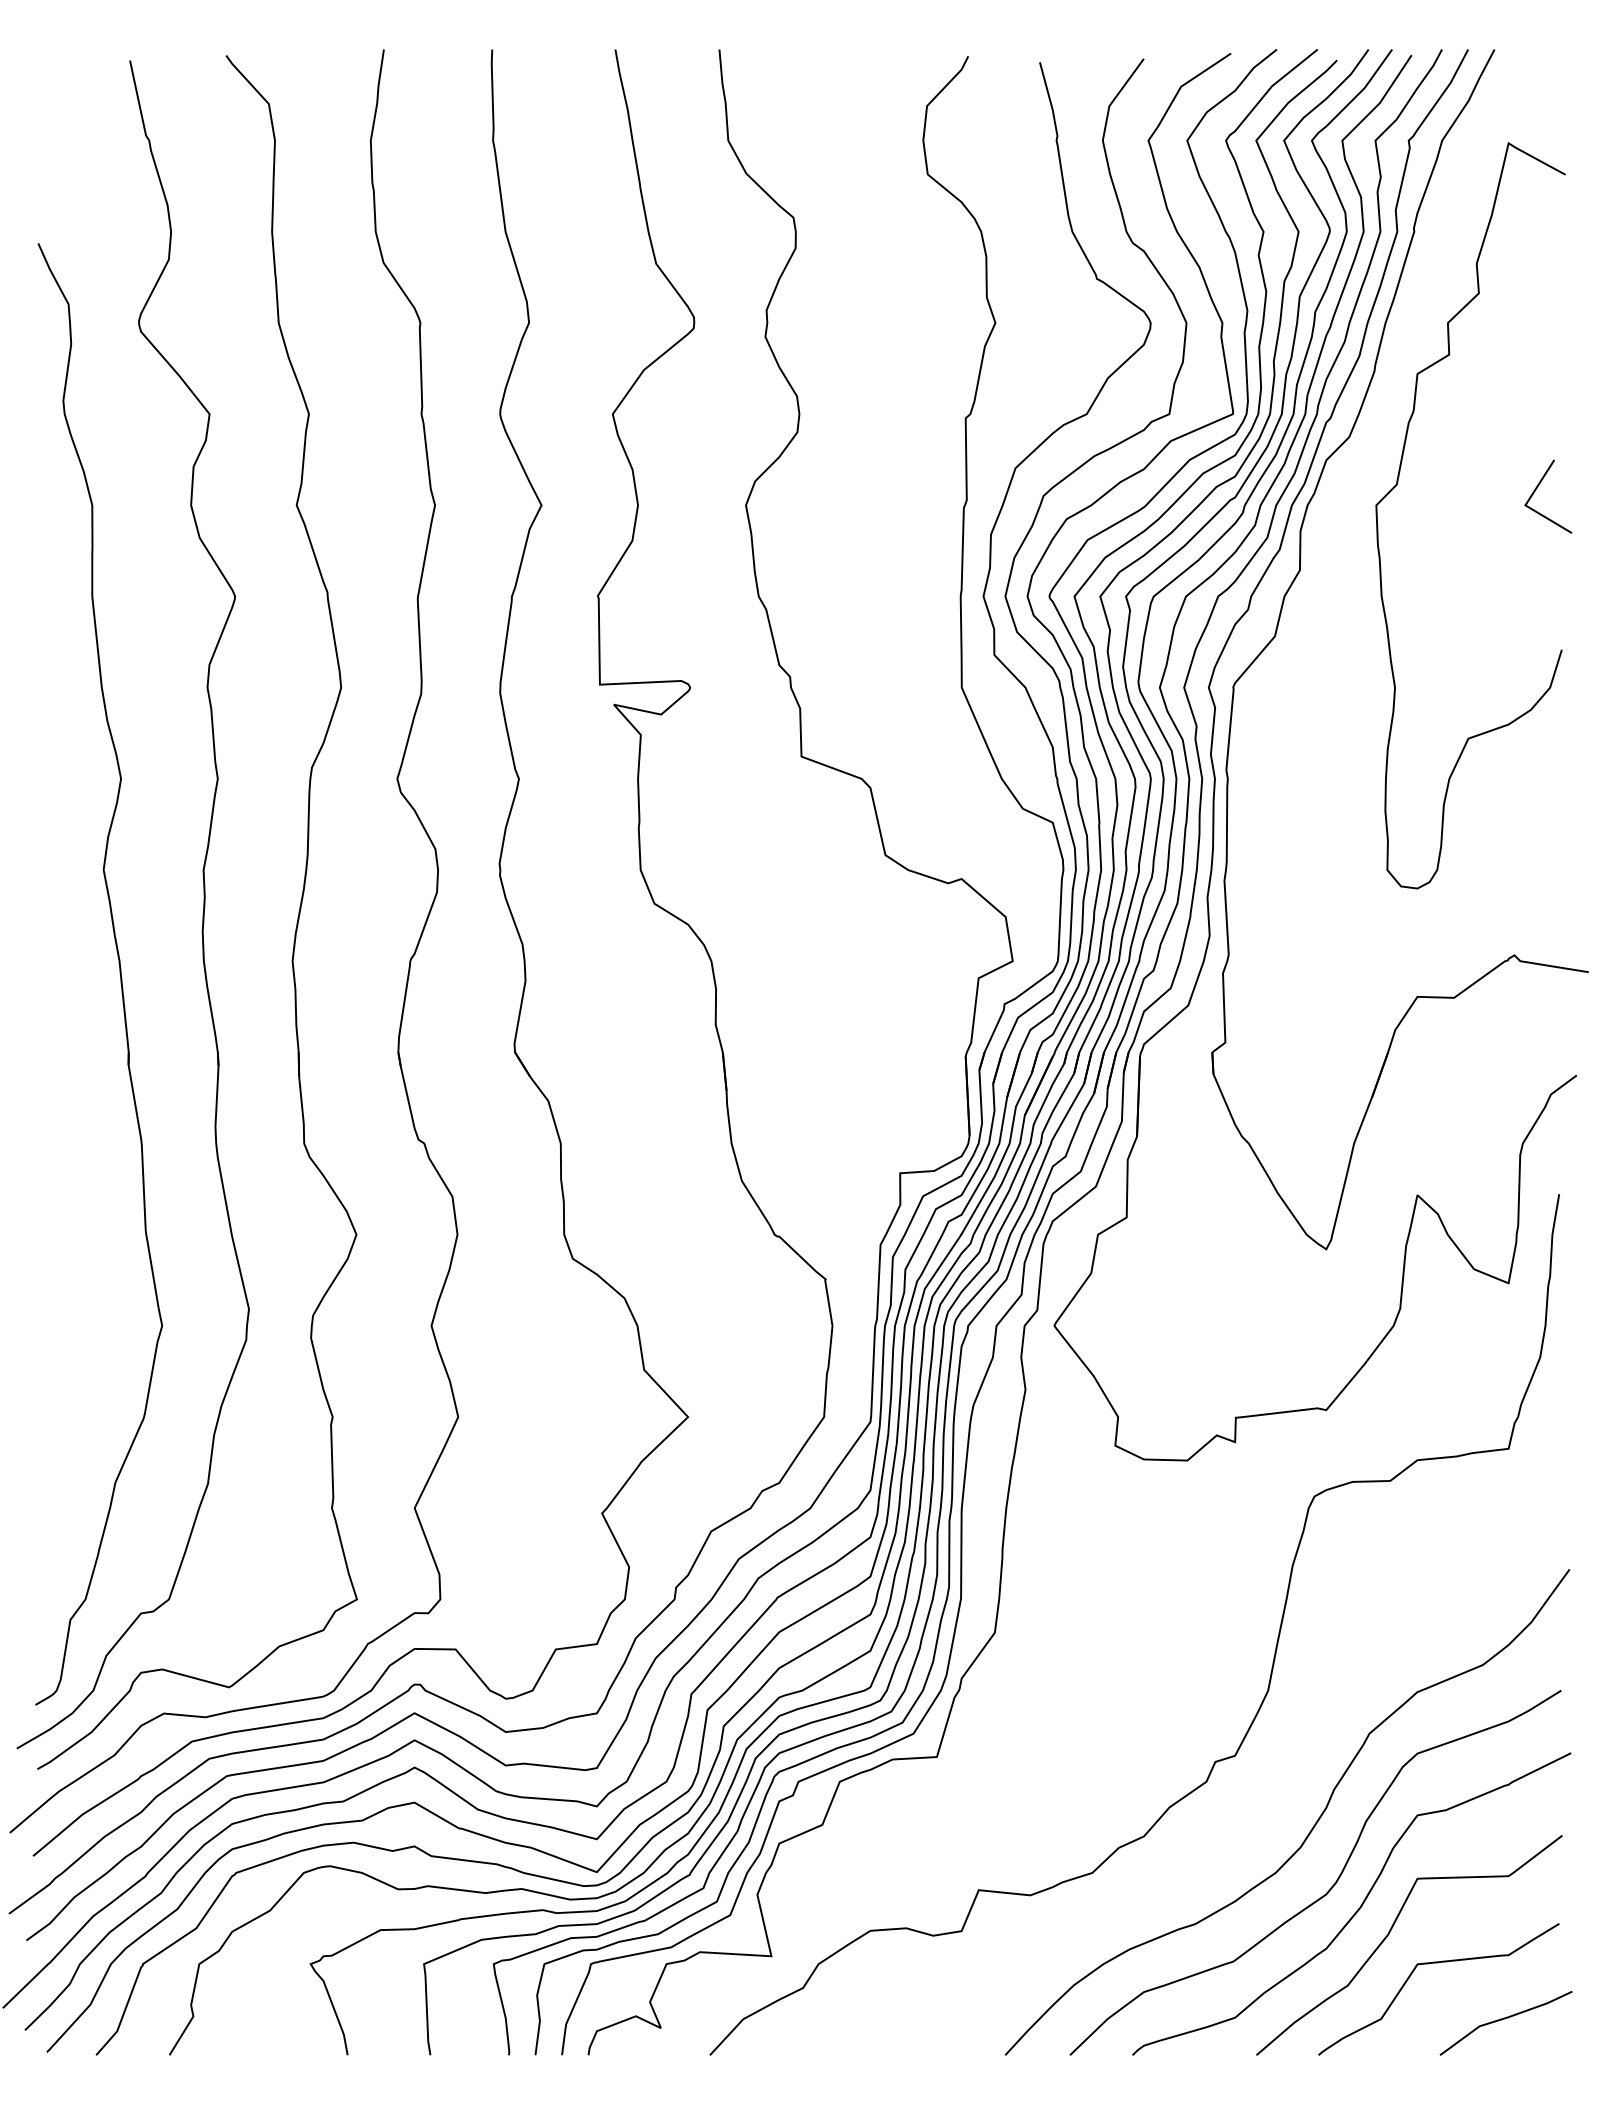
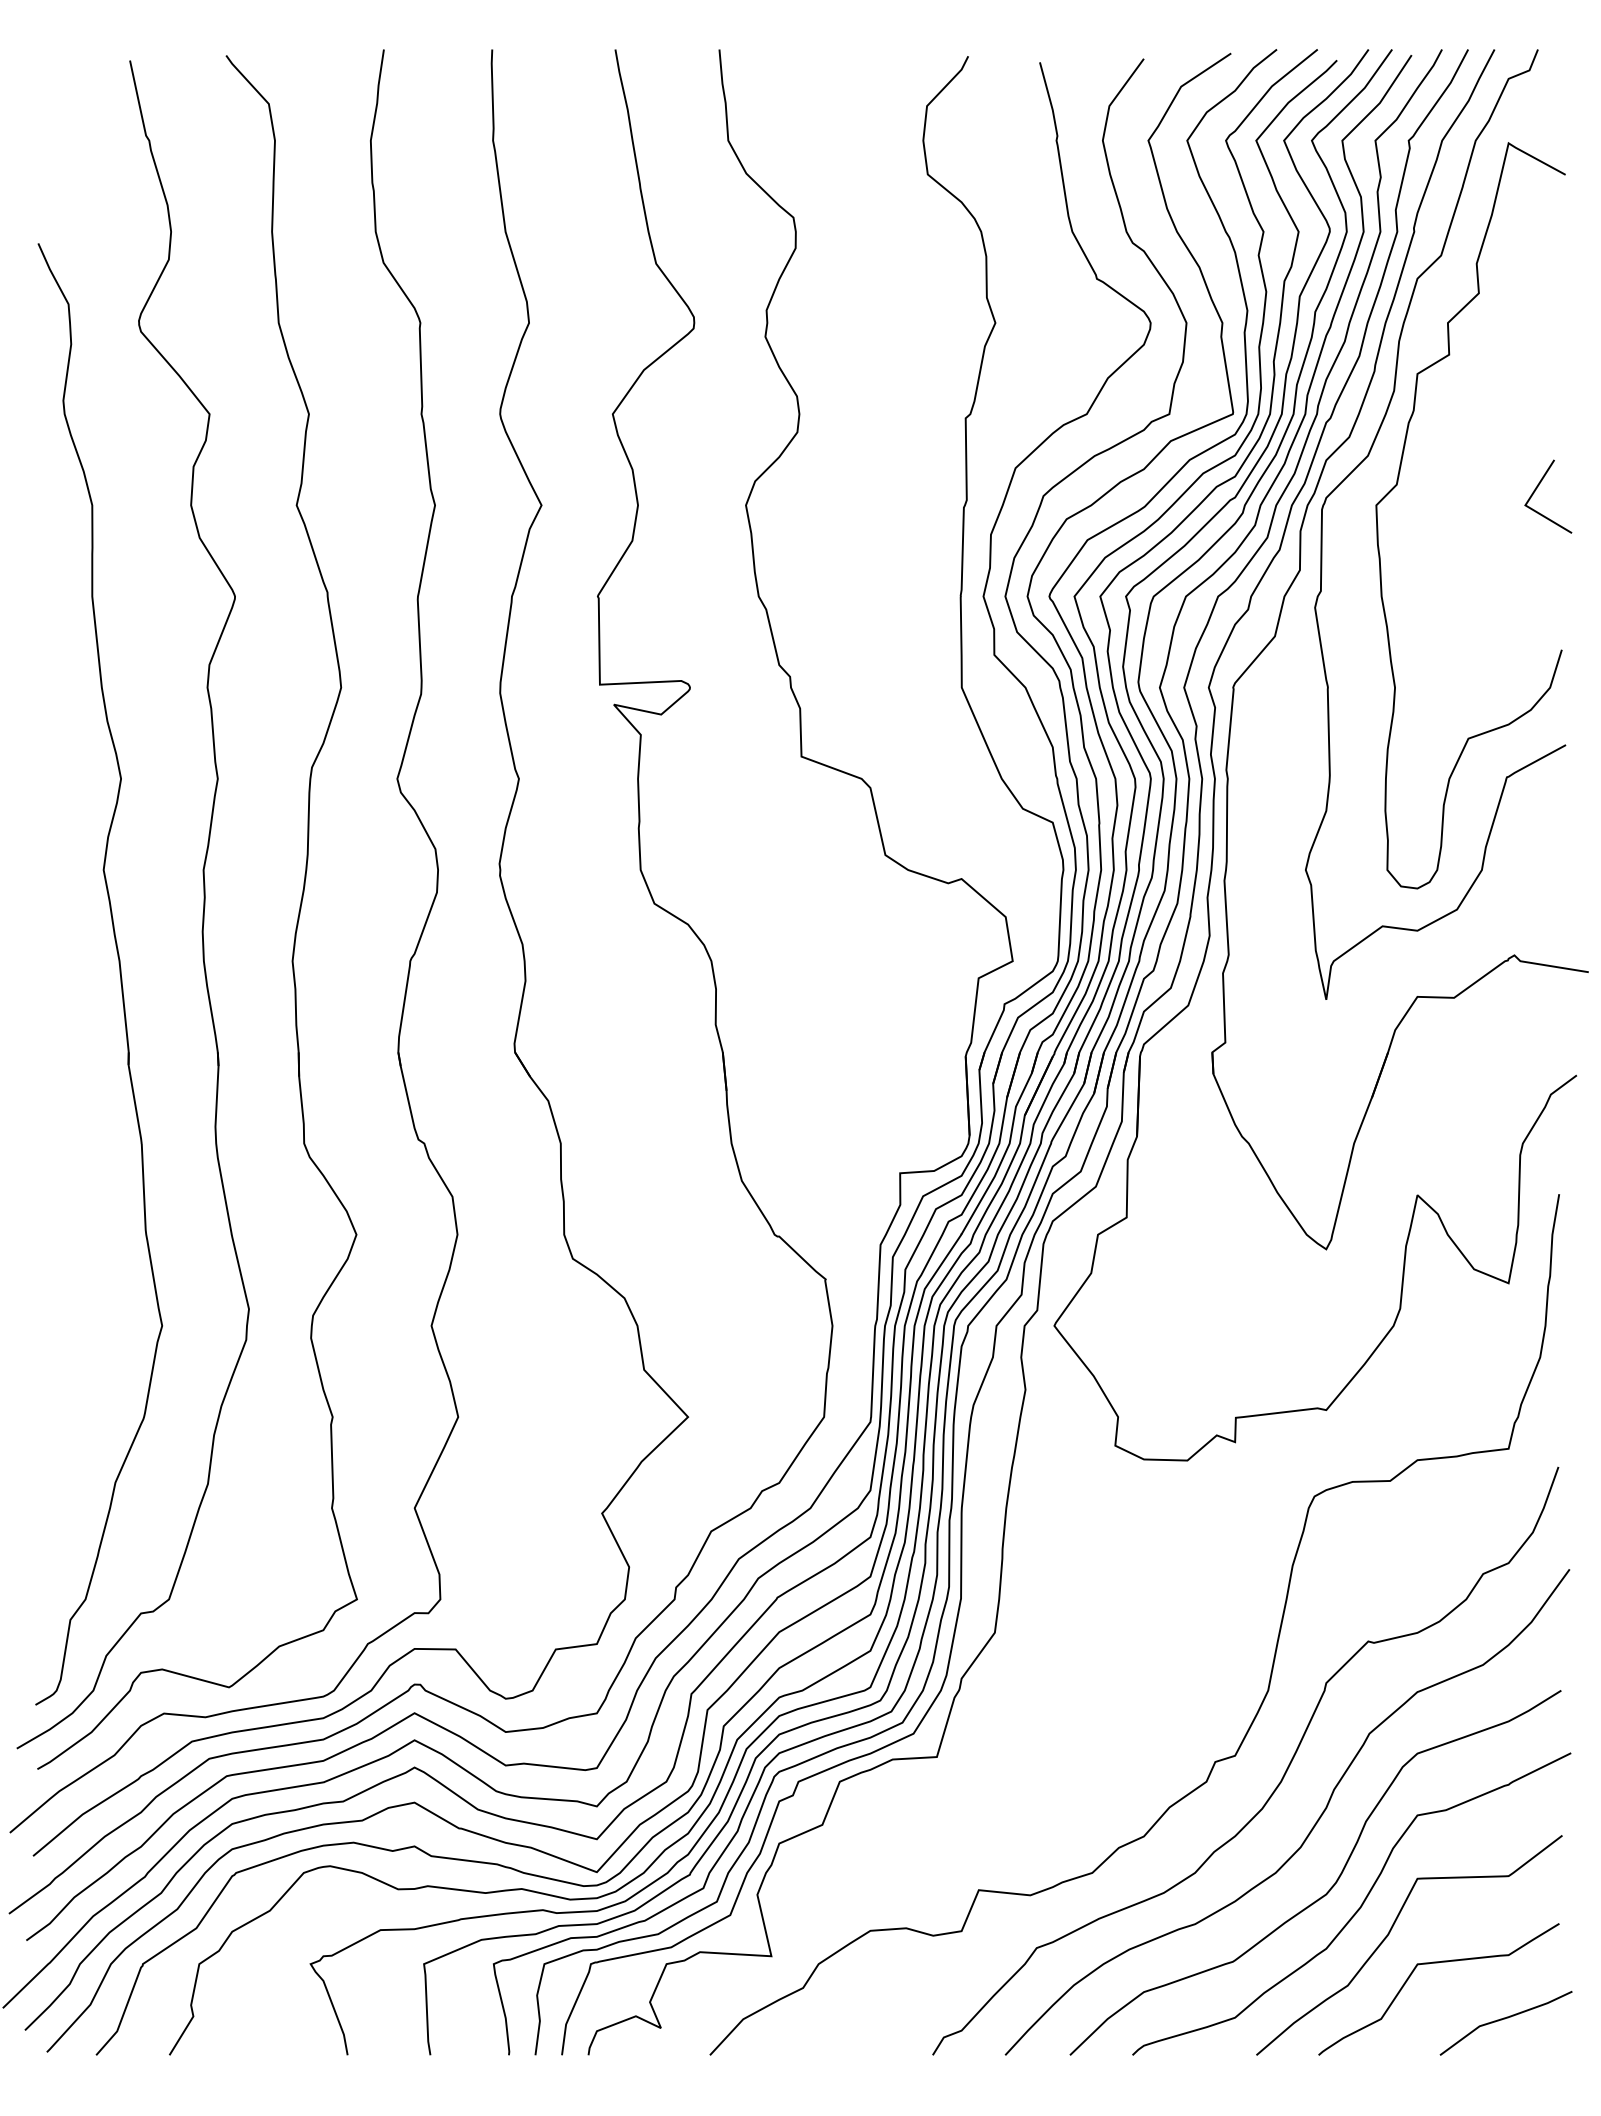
curve: none -> present (1368, 456)
curve: none -> present (1278, 1783)
